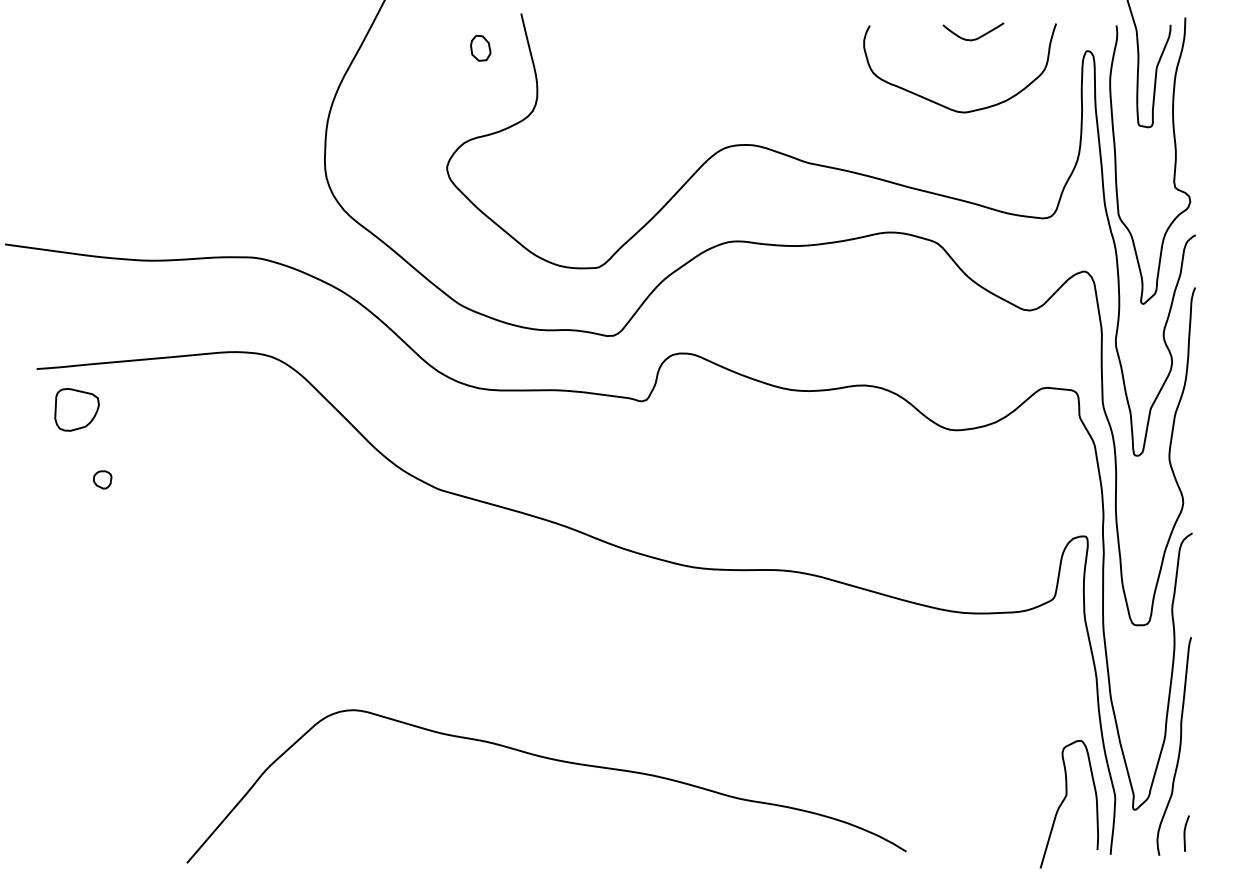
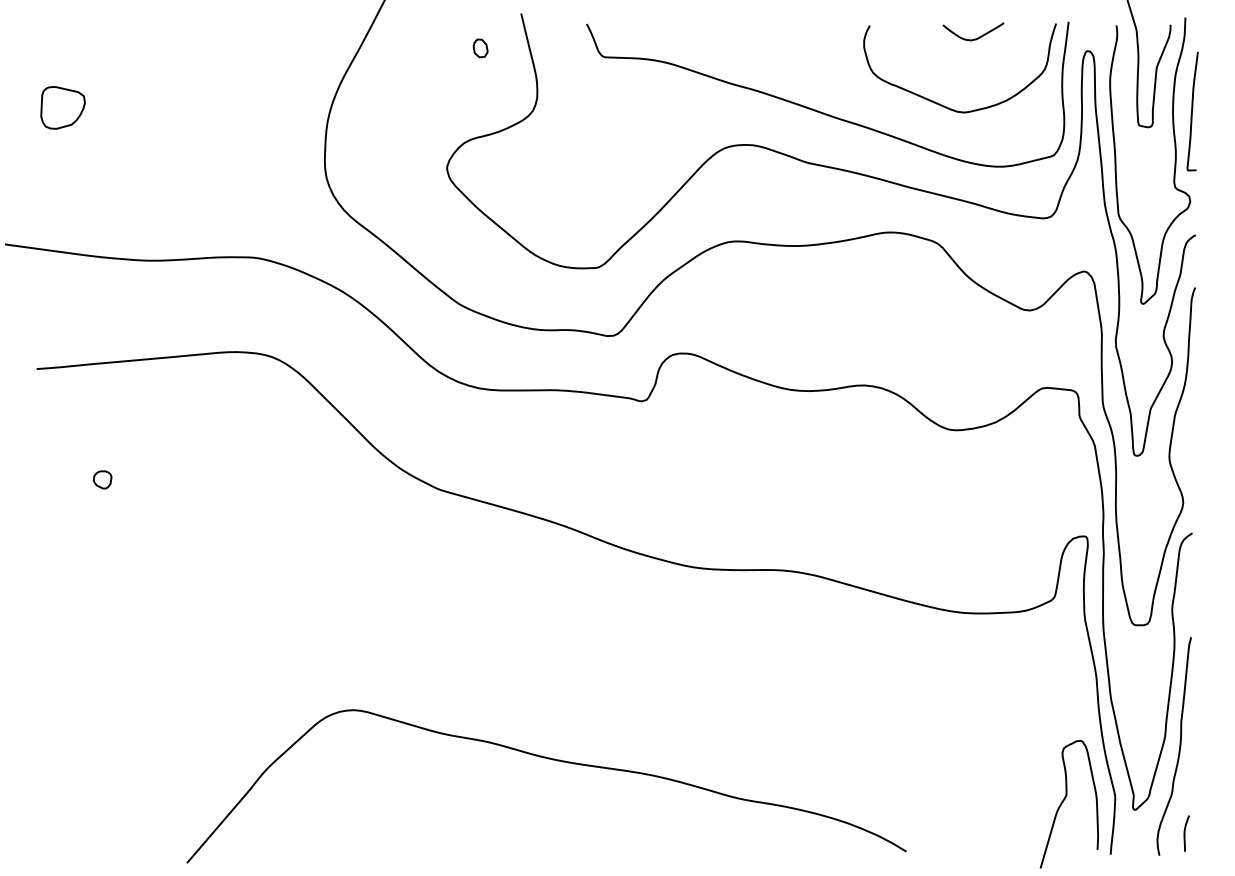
part size: 22x28 px -> 17x21 px (480, 48)
curve: none -> present (821, 111)
curve: none -> present (1192, 111)
part position: (76, 409) -> (62, 107) (62, 107)
